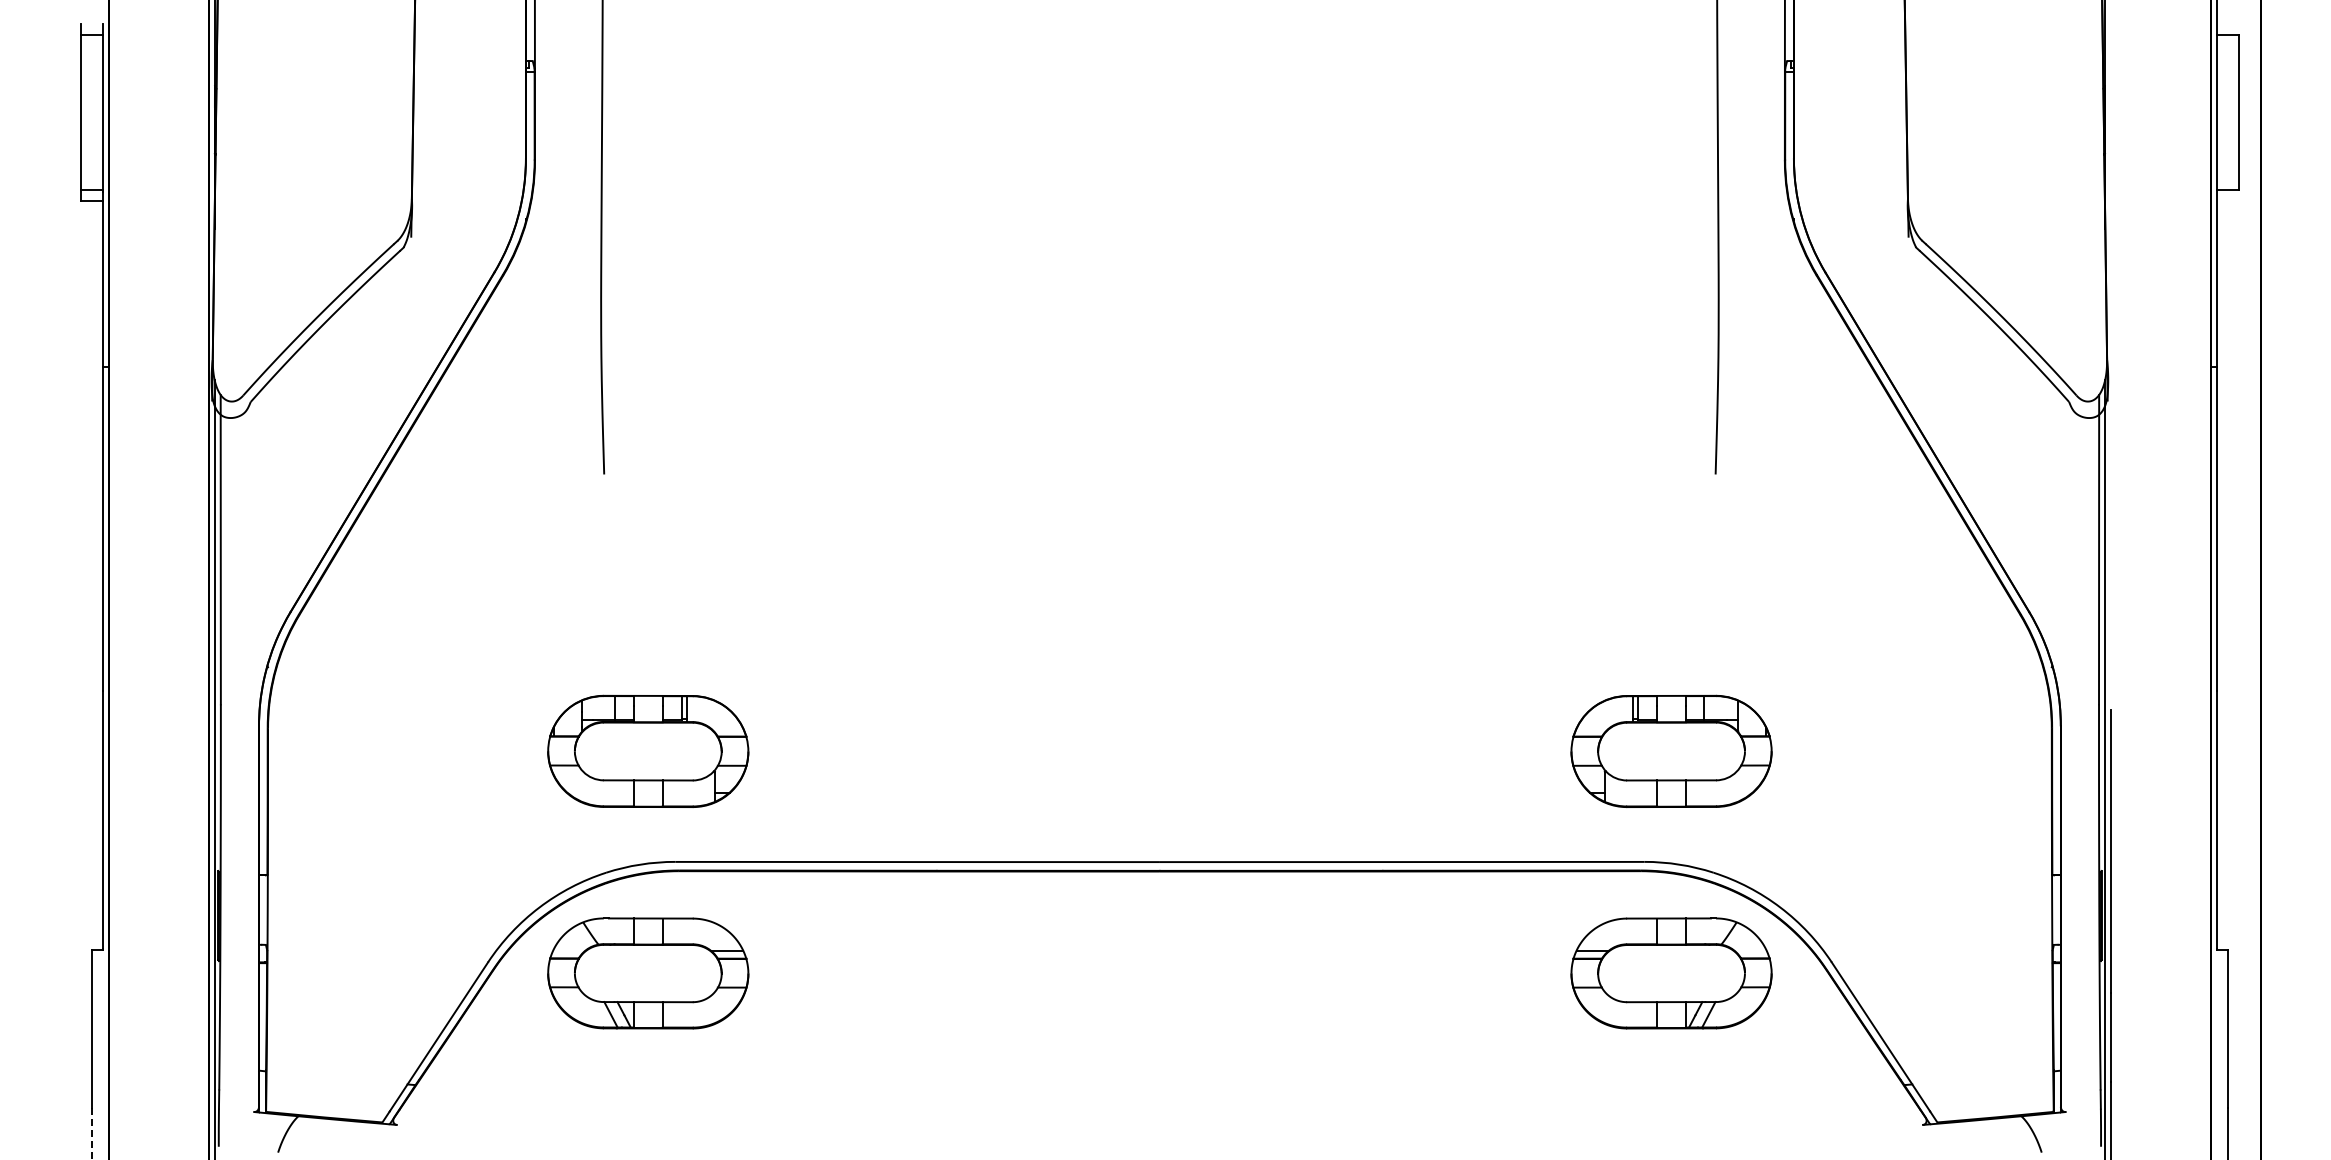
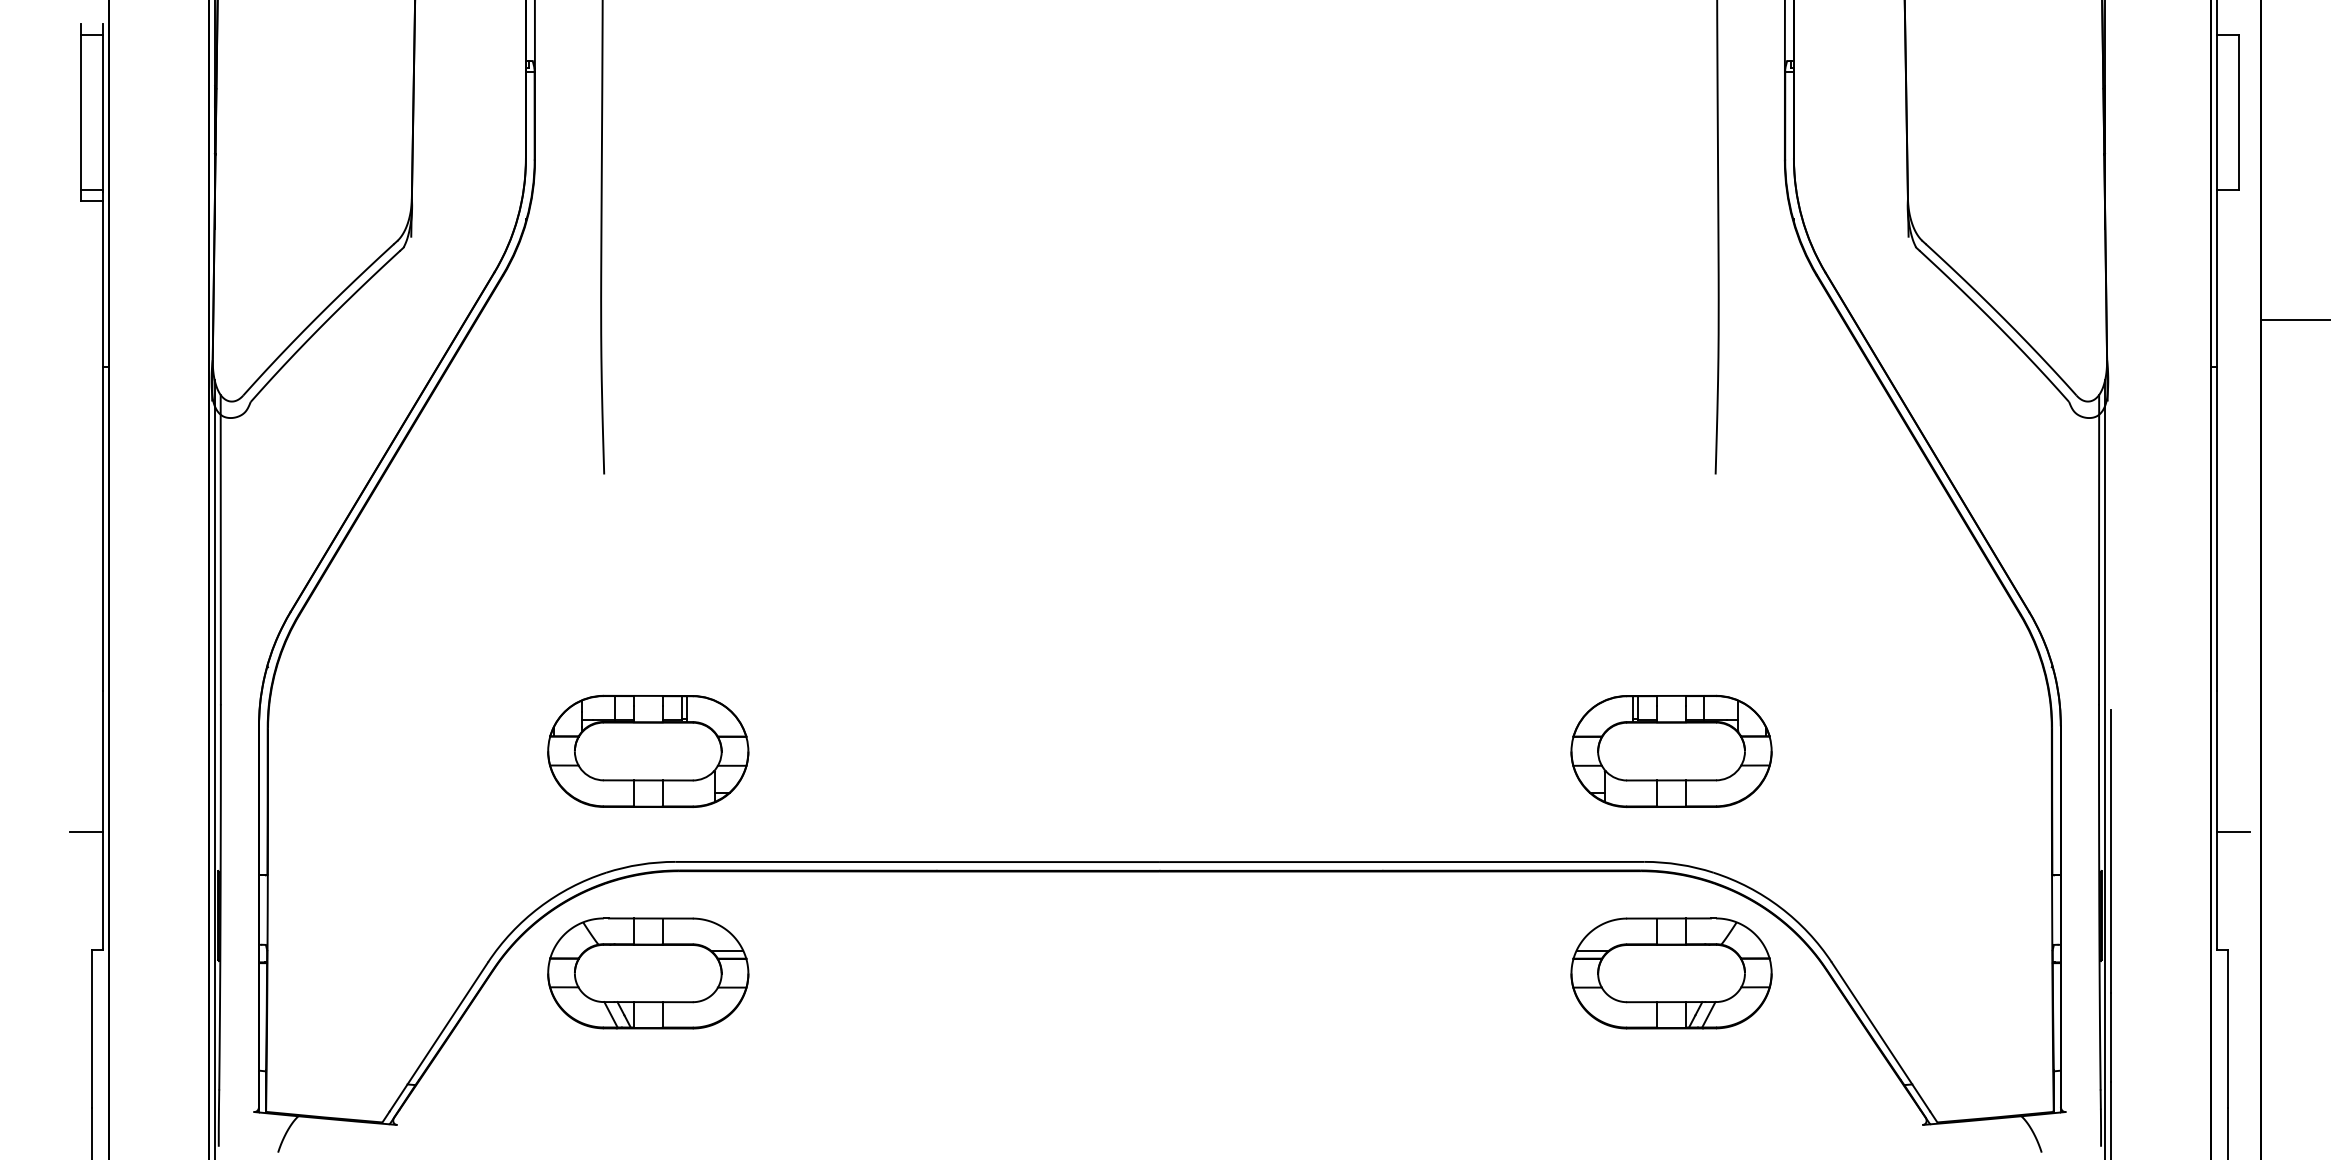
line: none -> present (2294, 320)
line: none -> present (86, 831)
line: none -> present (2232, 831)
line: dashed -> solid (92, 1134)
